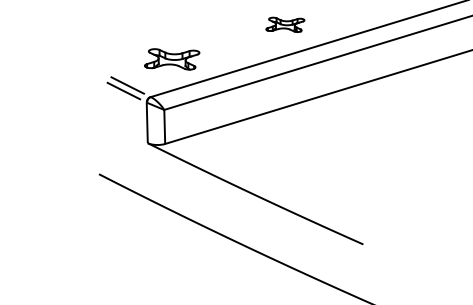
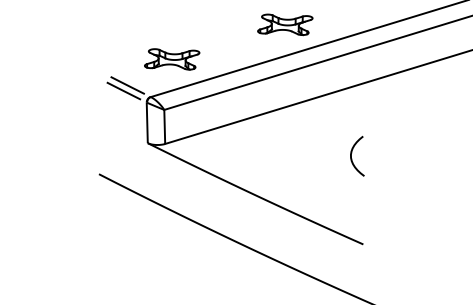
part size: 41x17 px -> 57x24 px (285, 24)
curve: none -> present (352, 158)
